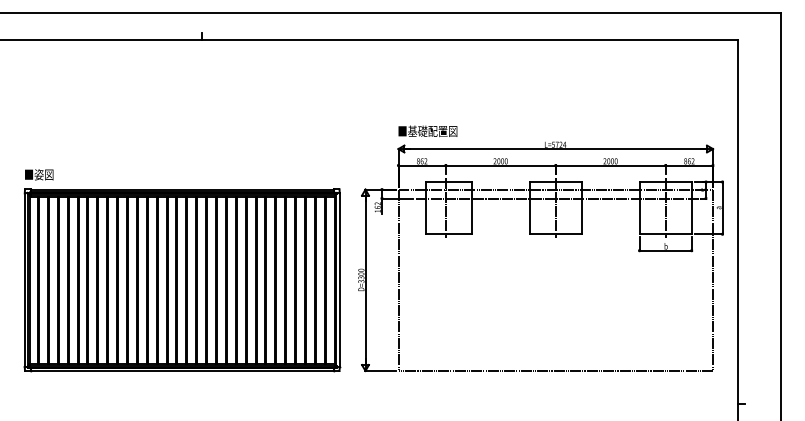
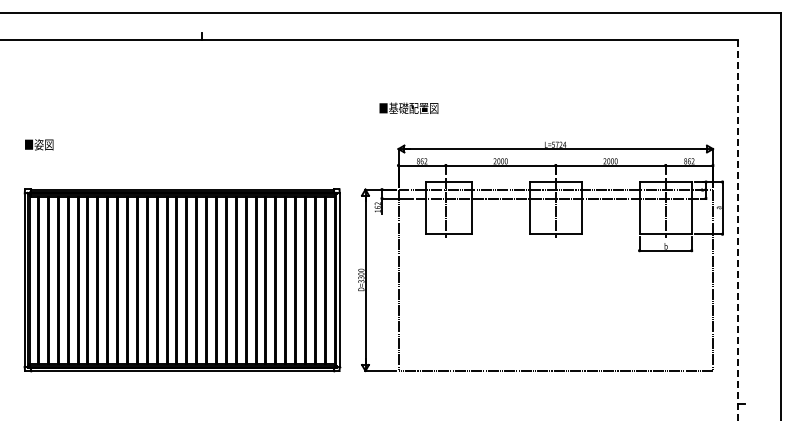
text position: (427, 130) -> (408, 107) (408, 107)
text position: (39, 174) -> (39, 144) (39, 144)
line: solid -> dashed (738, 230)
